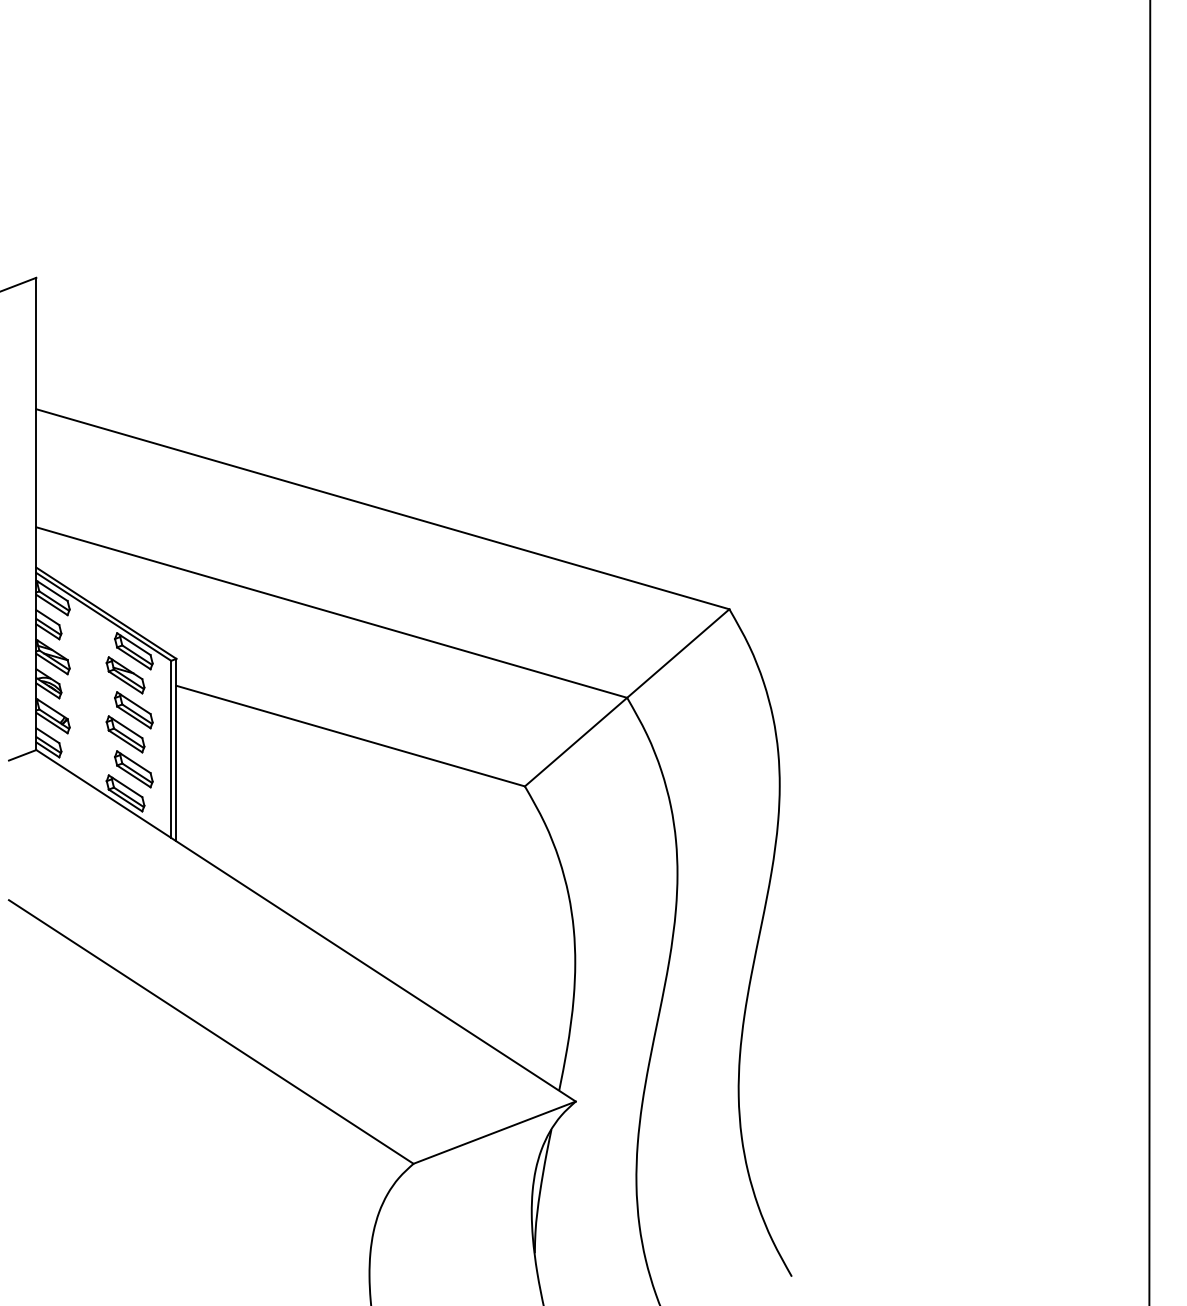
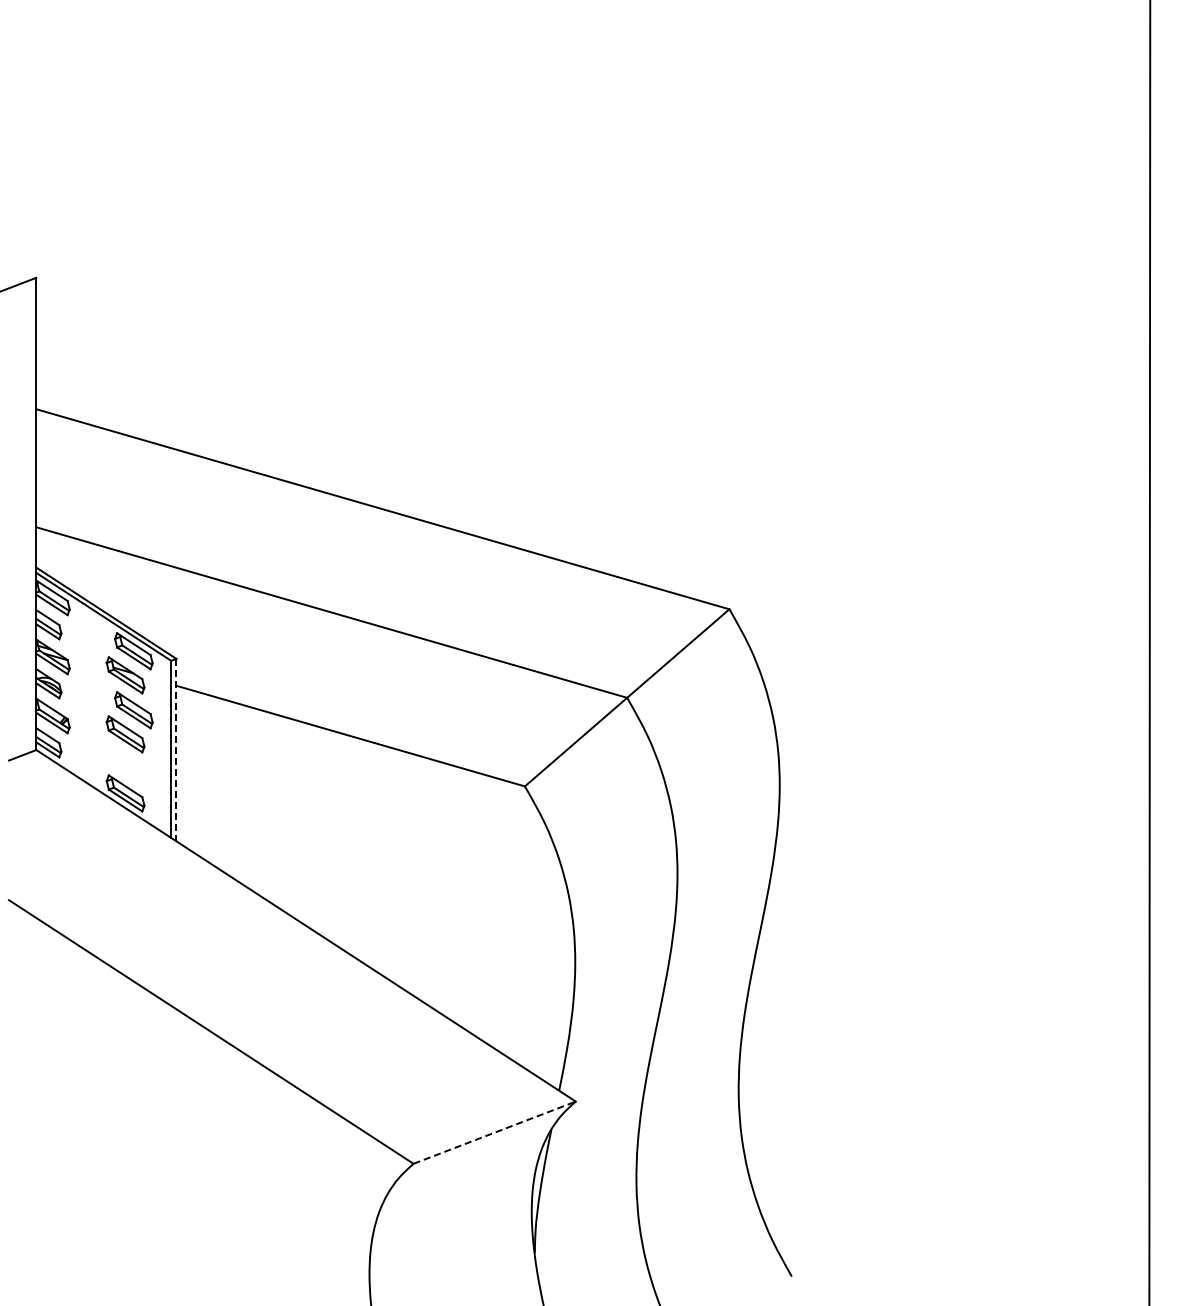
line: solid -> dashed (176, 750)
part: present -> none (133, 769)
line: solid -> dashed (494, 1132)
